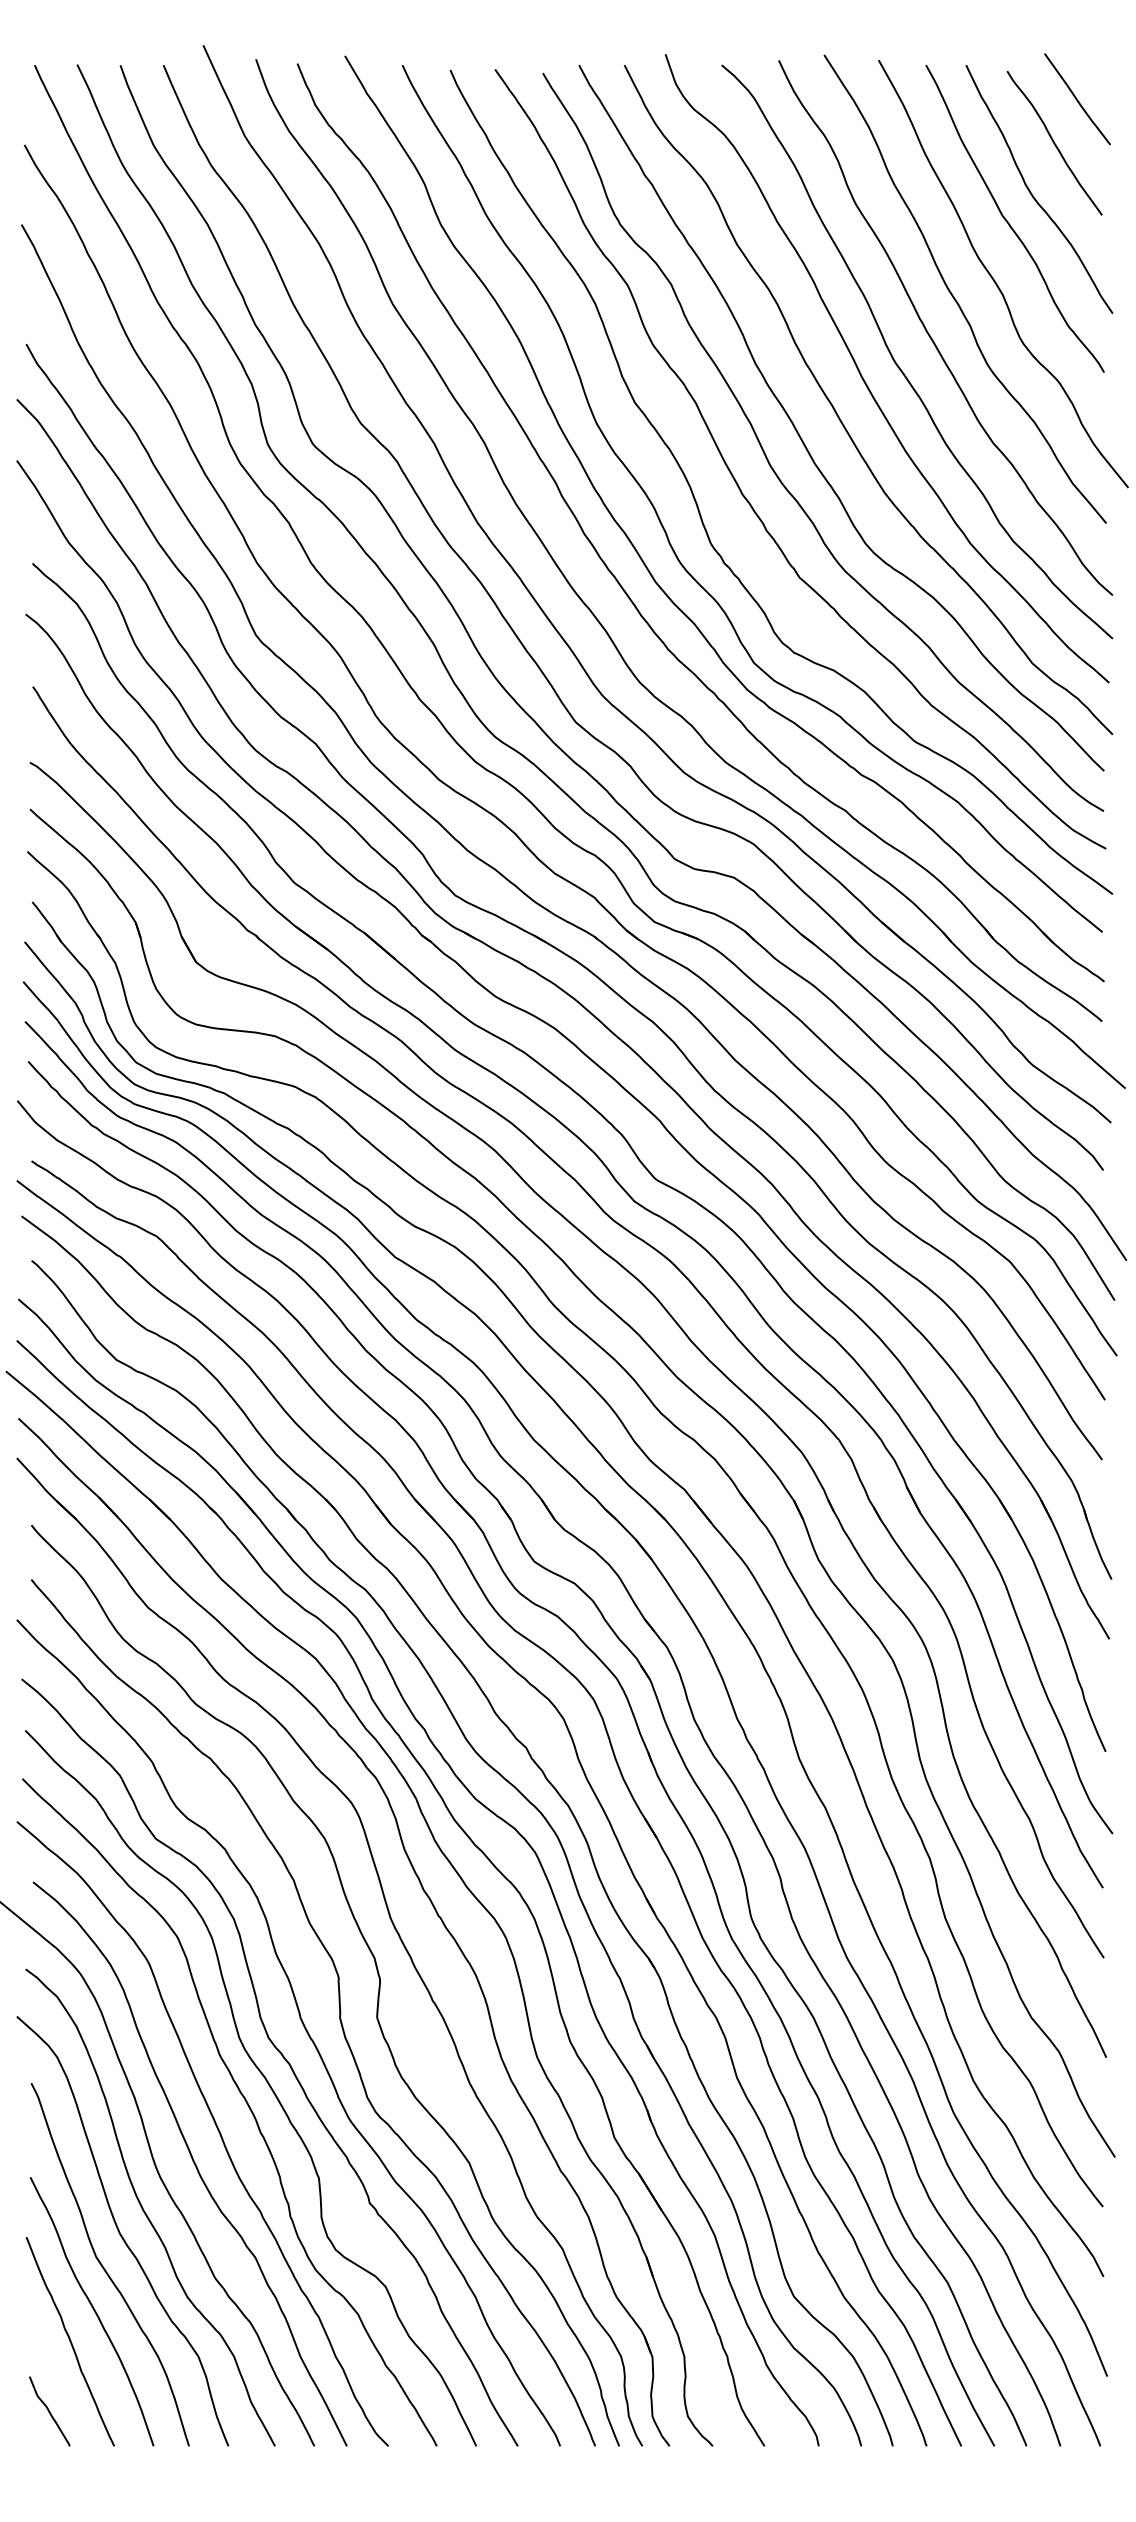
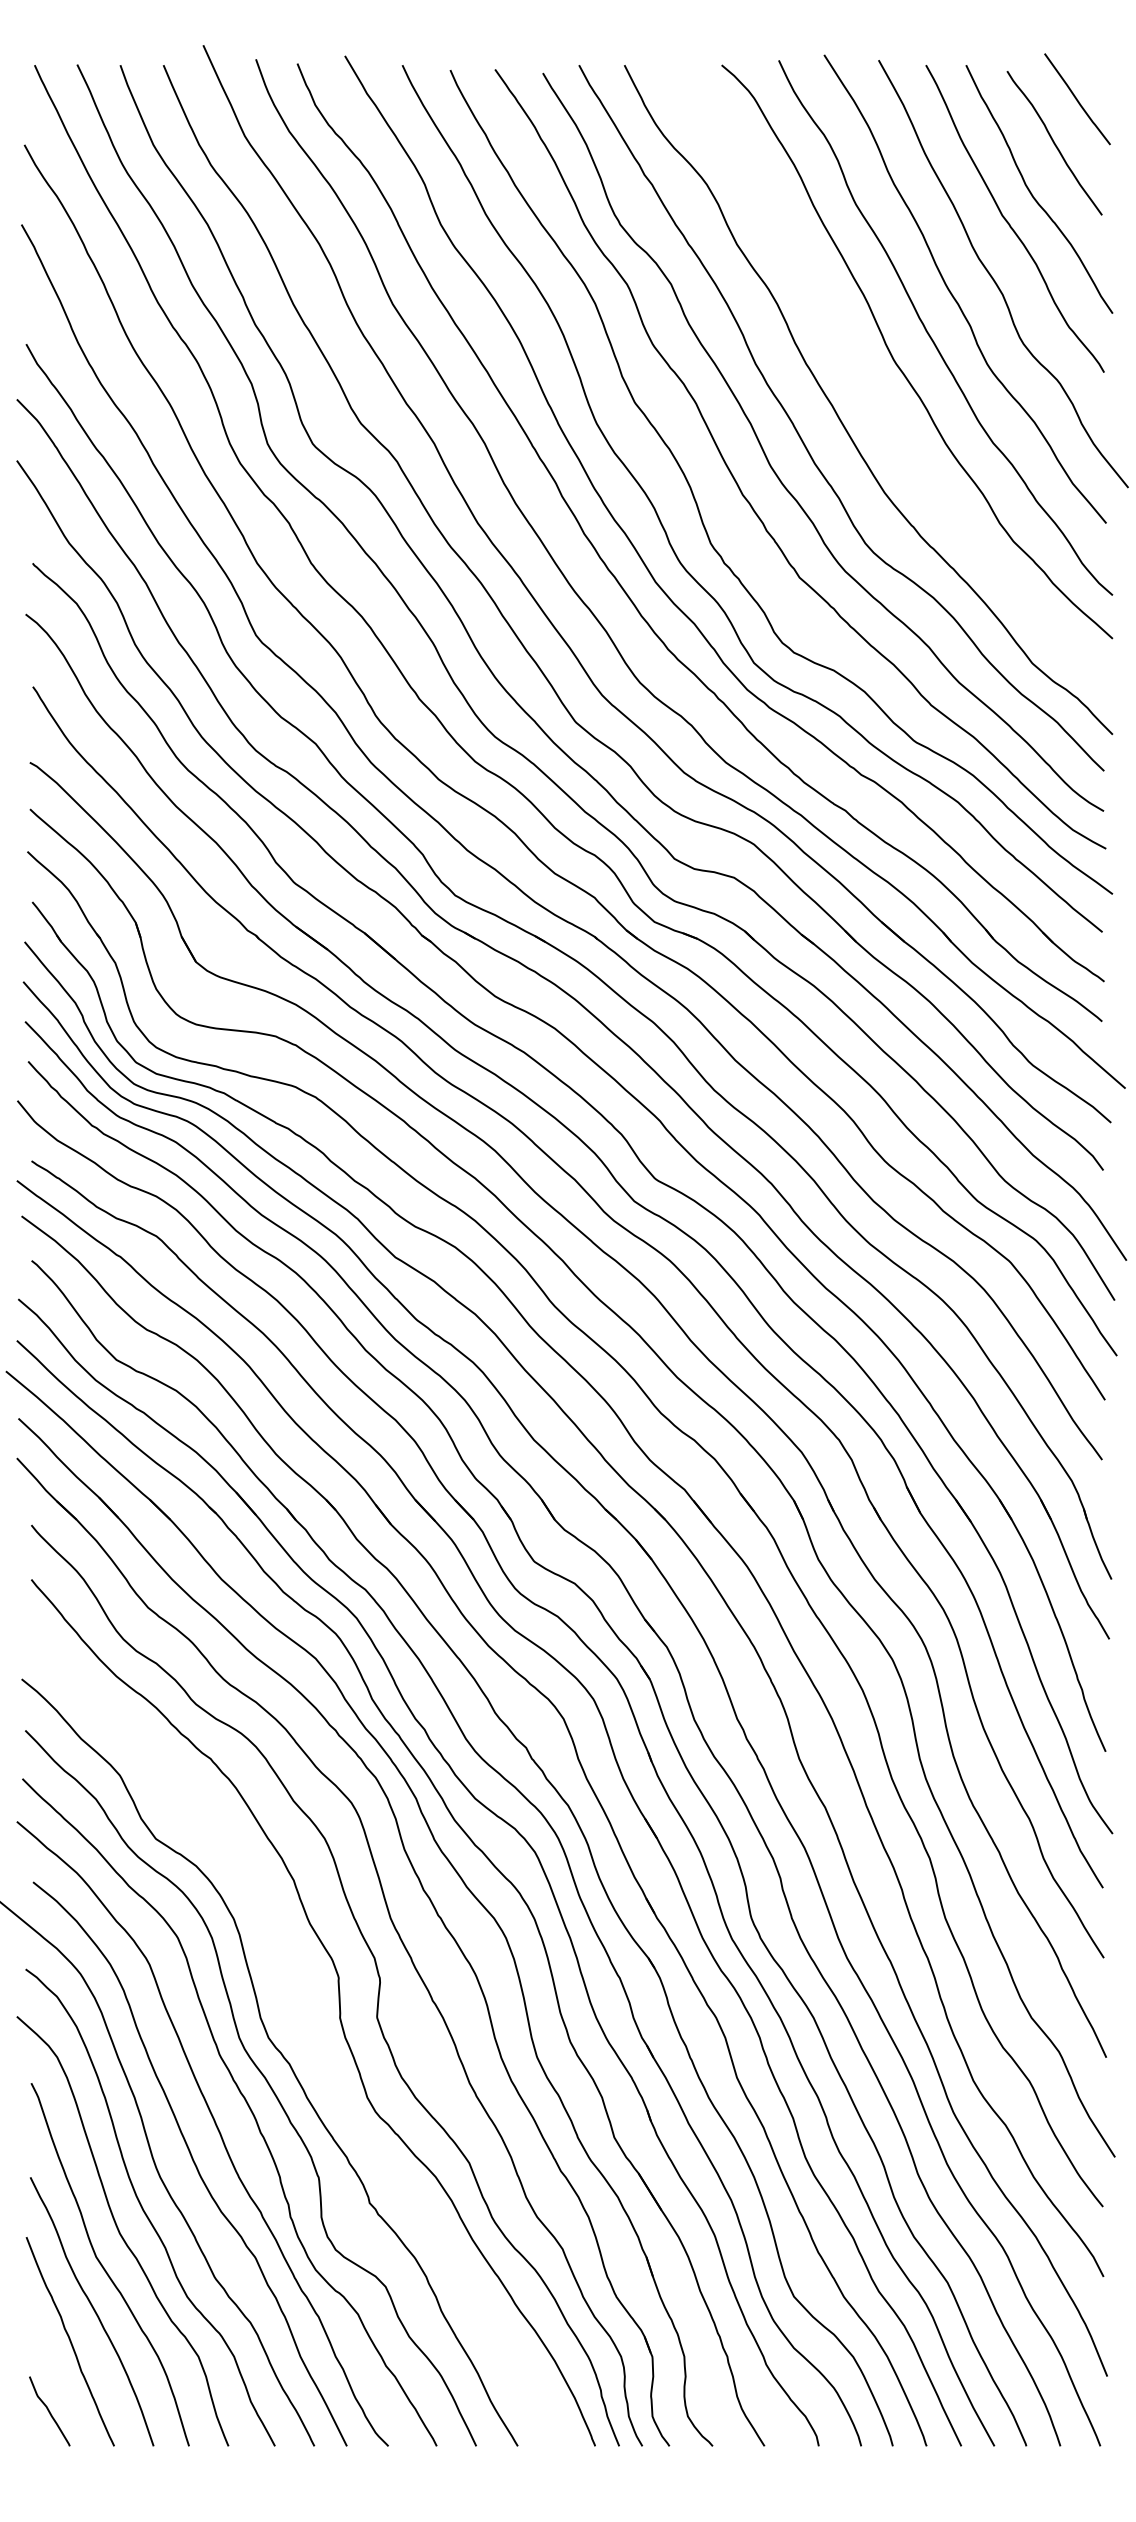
curve: present -> none (864, 379)
curve: present -> none (302, 2024)
